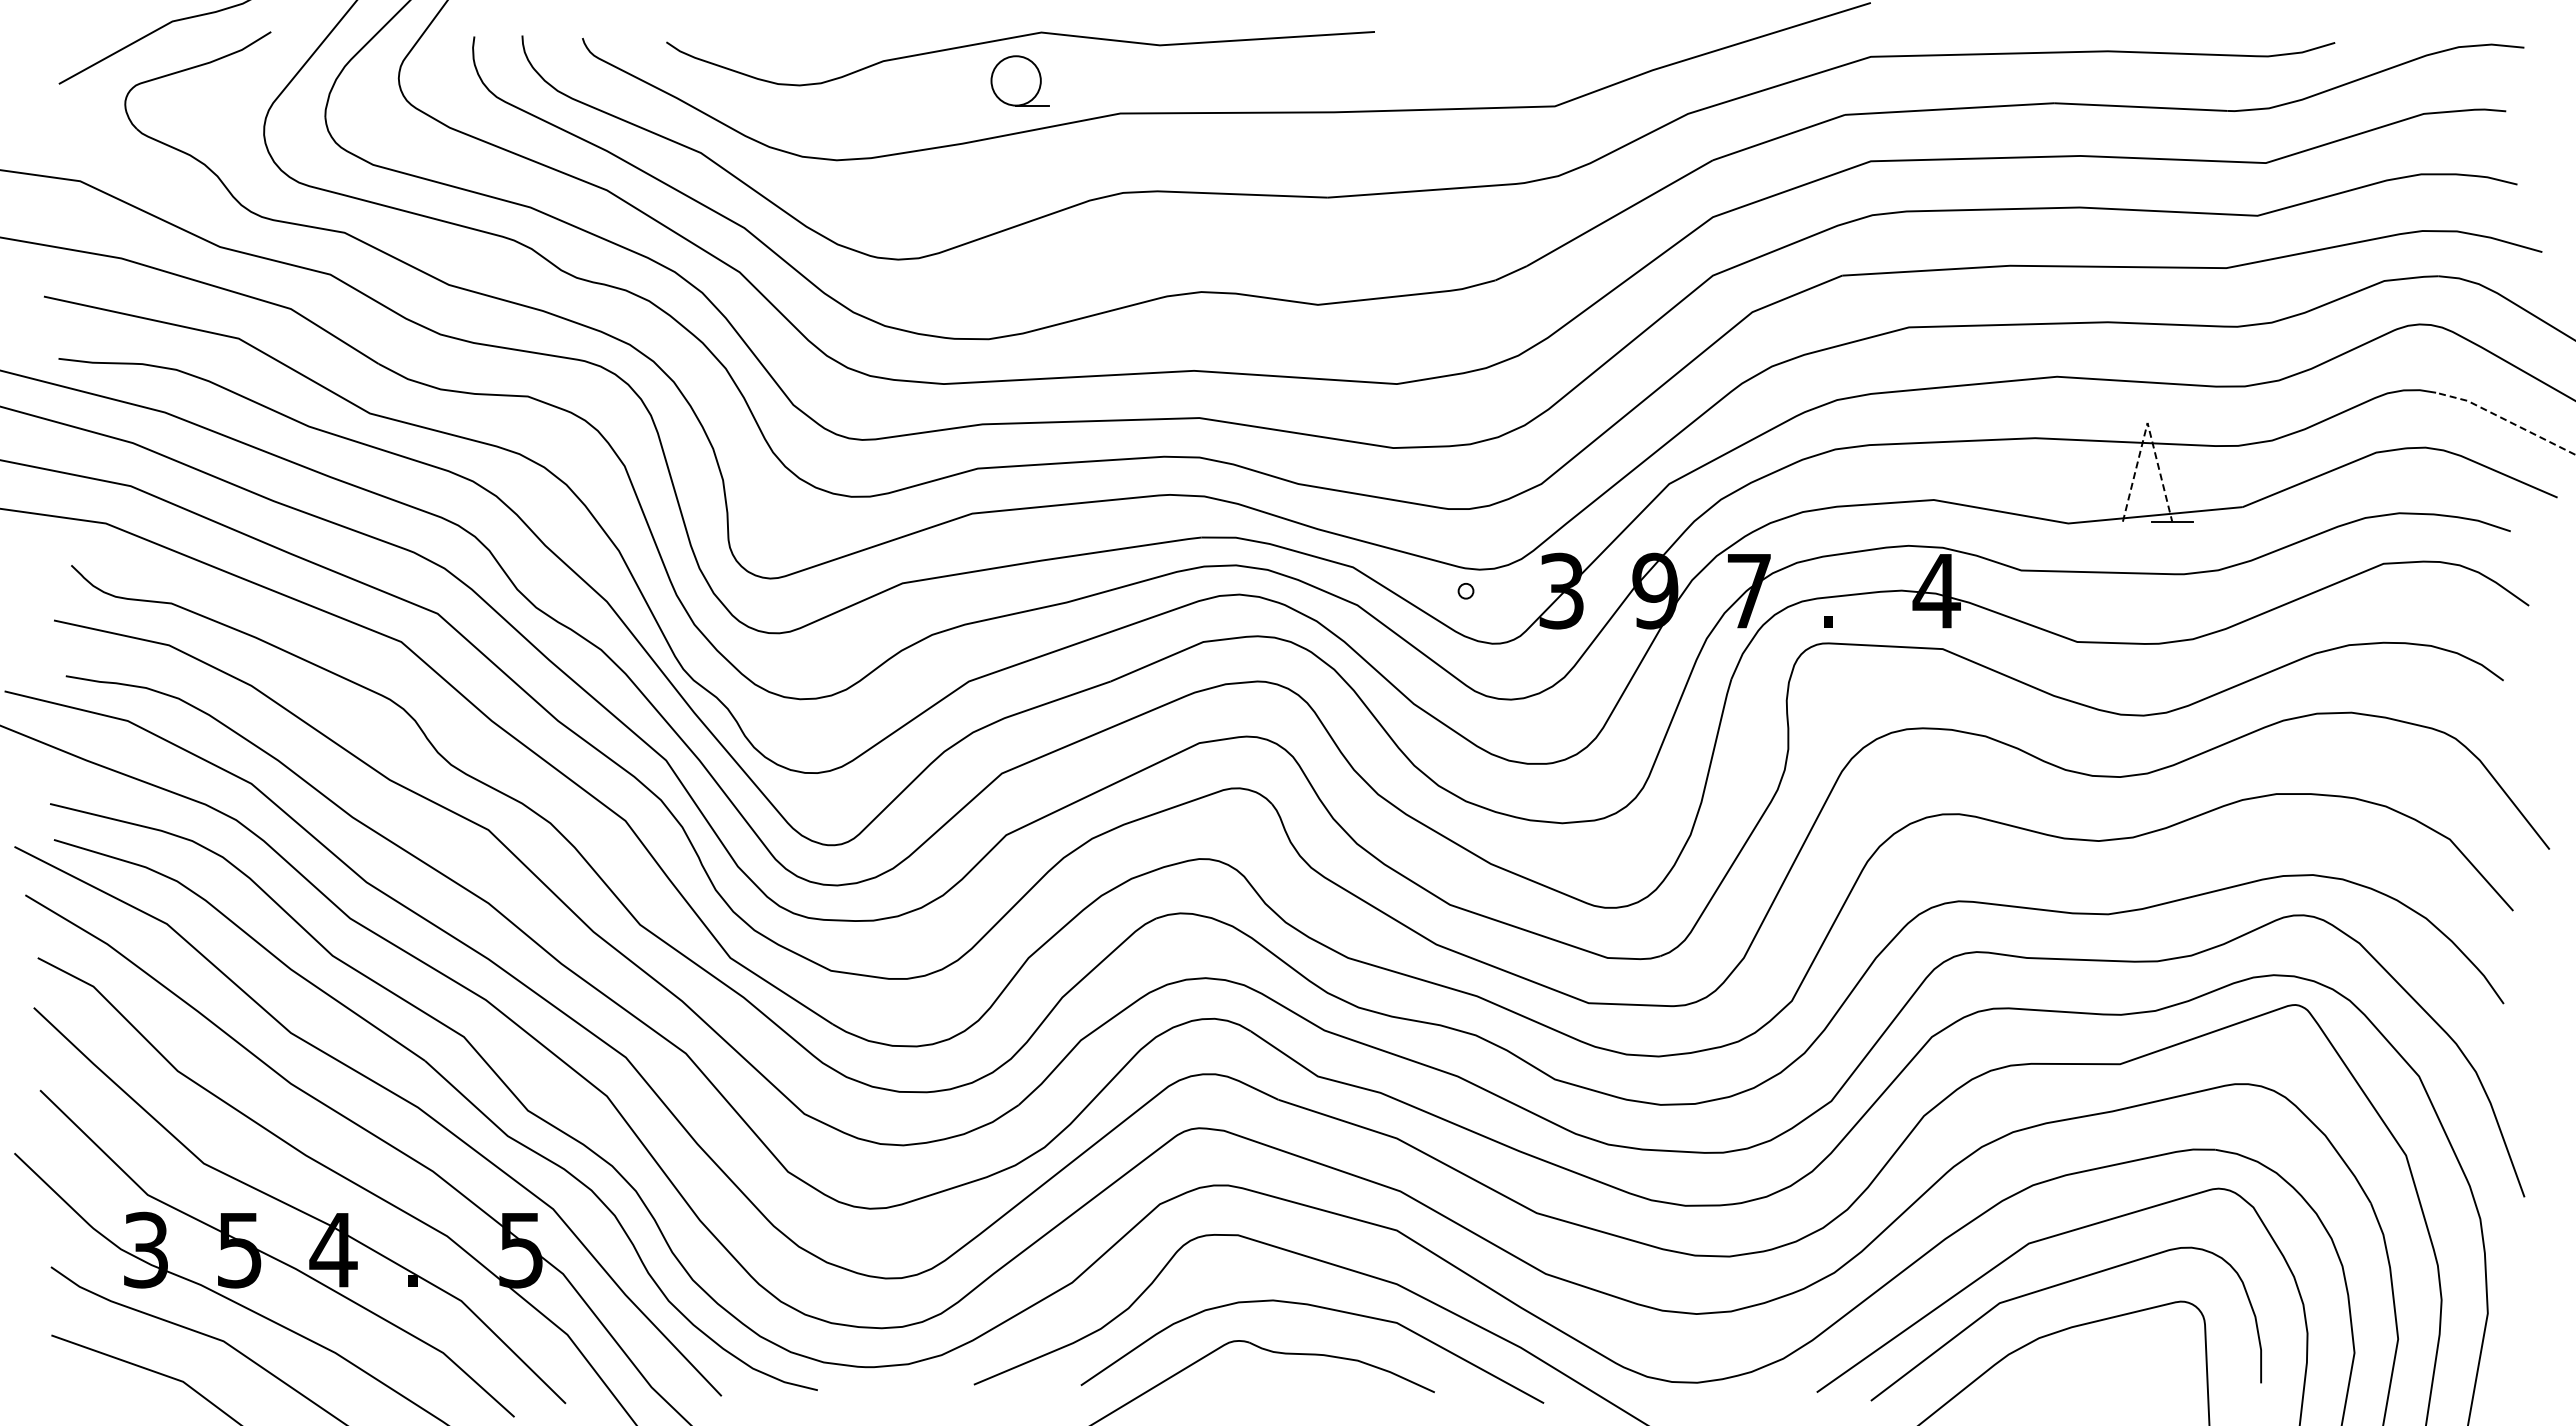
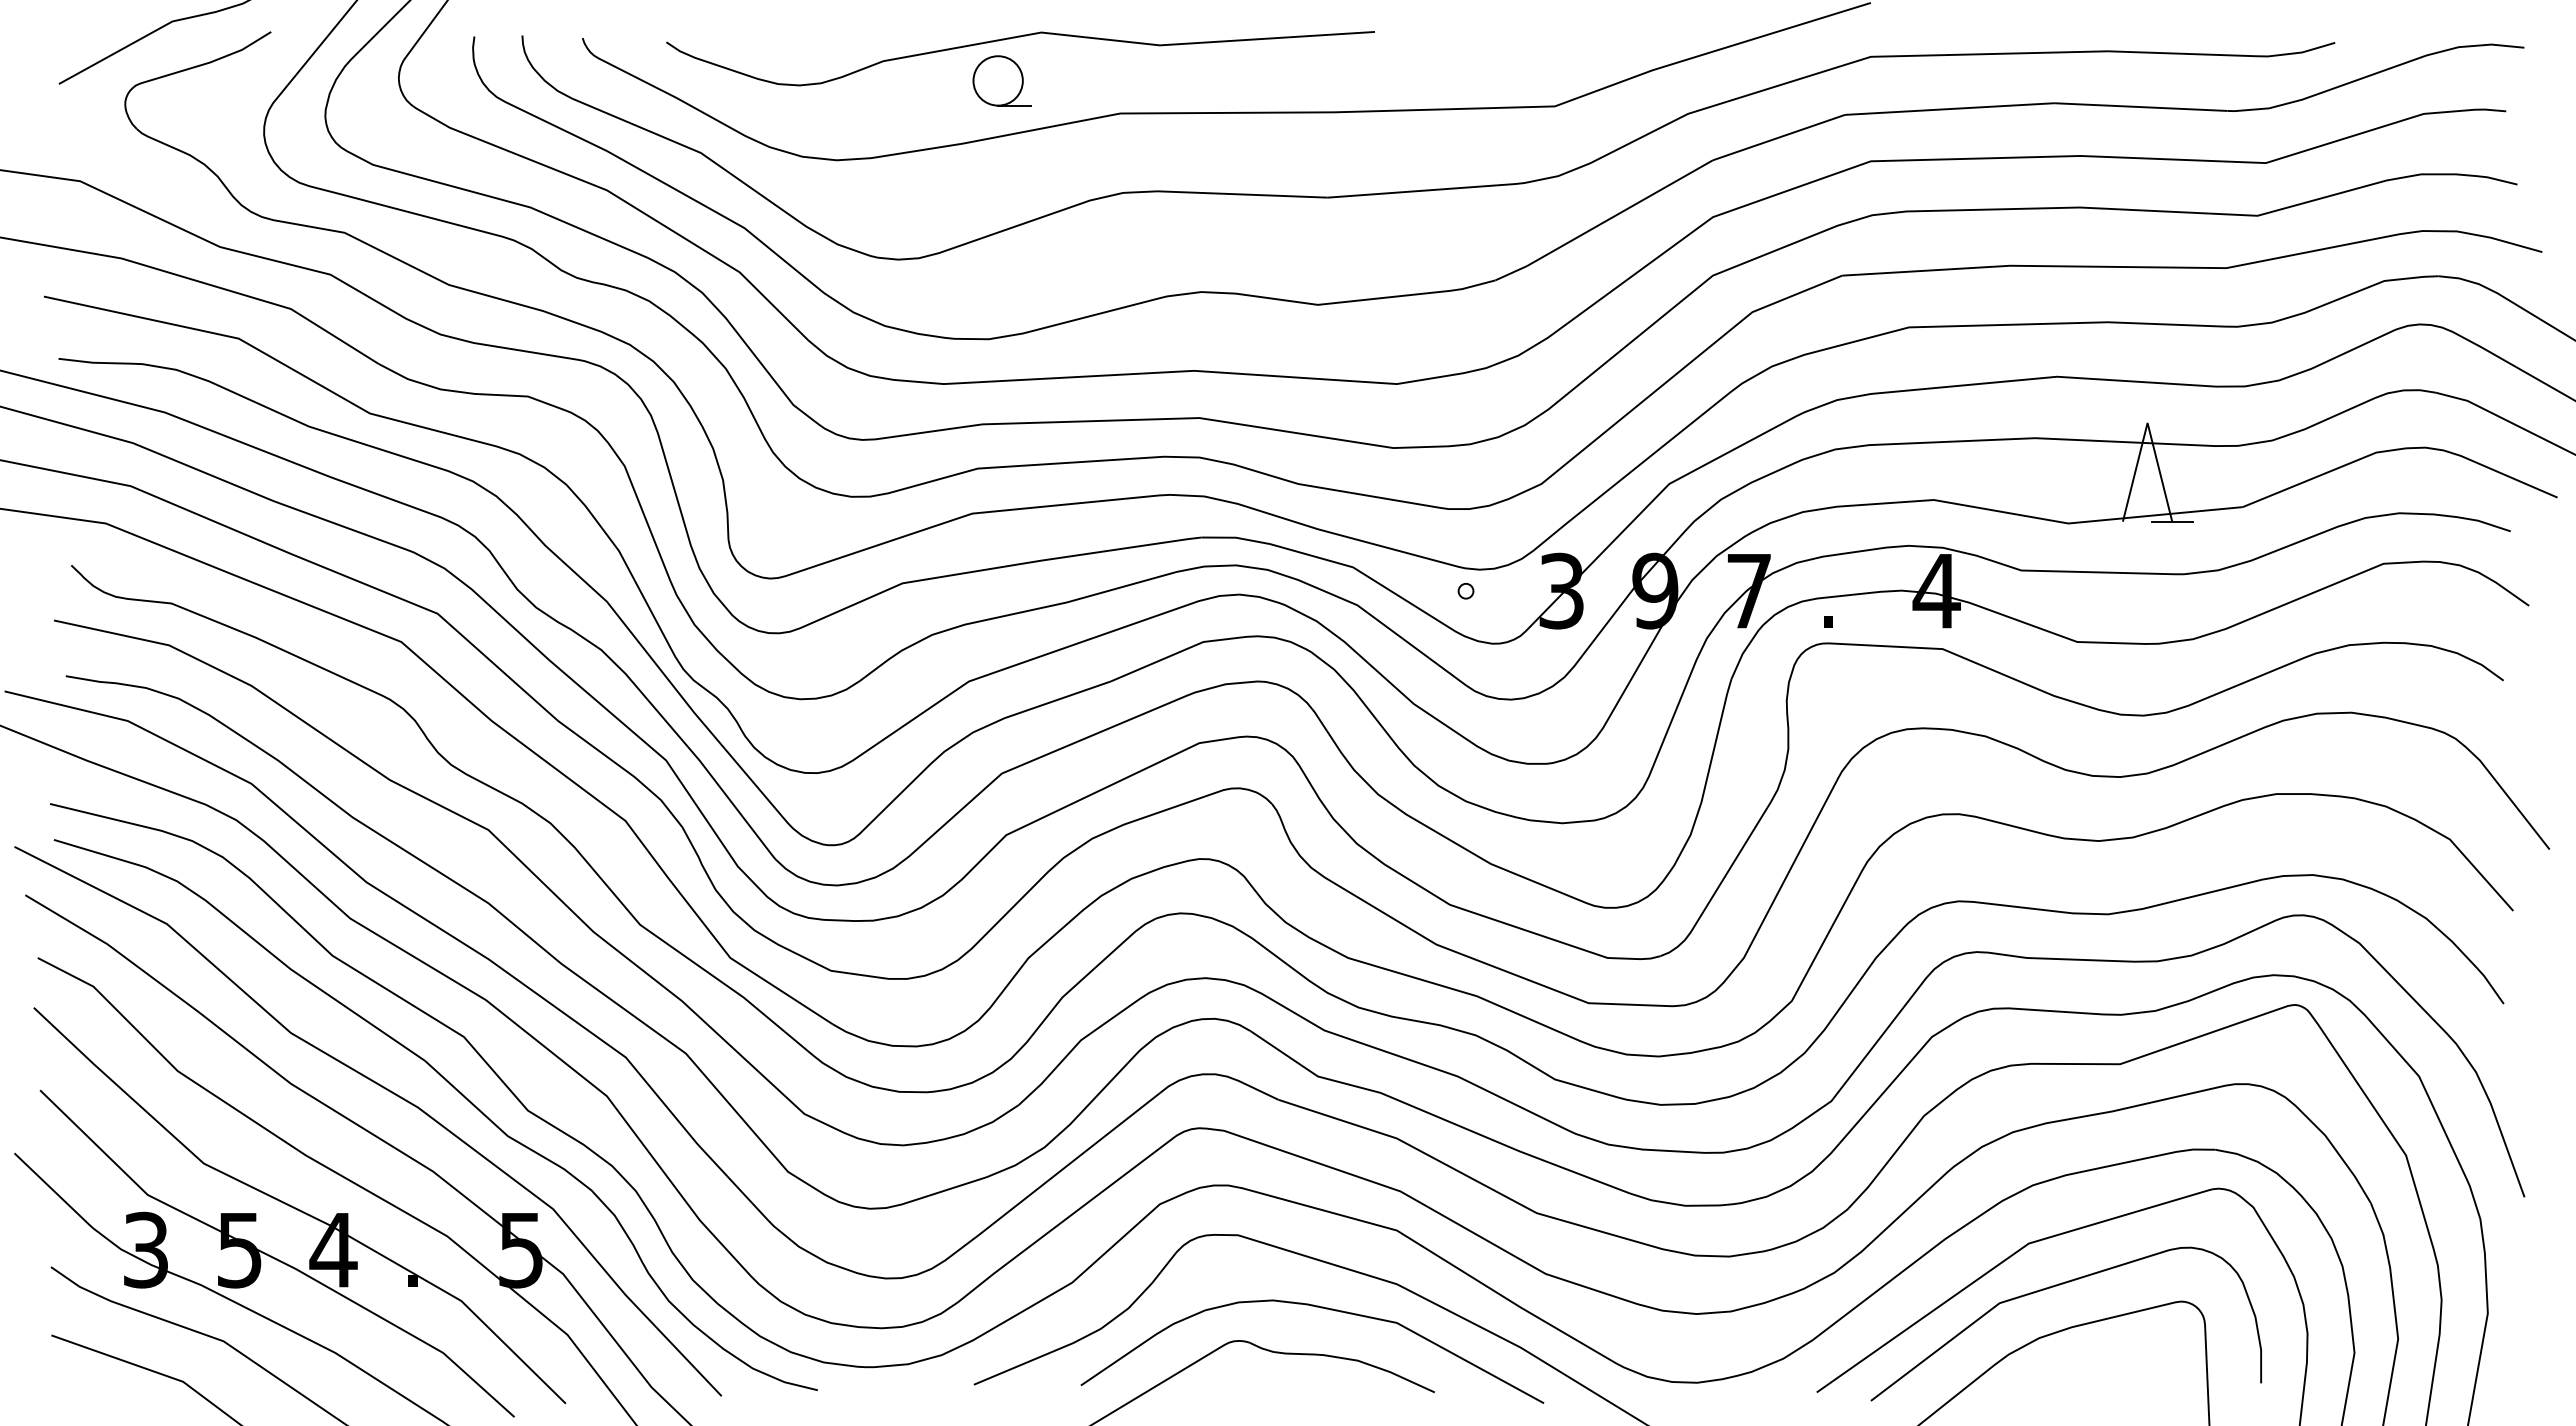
part position: (1019, 80) -> (1001, 80) (1001, 80)
line: dashed -> solid (2505, 420)
line: dashed -> solid (2147, 422)
